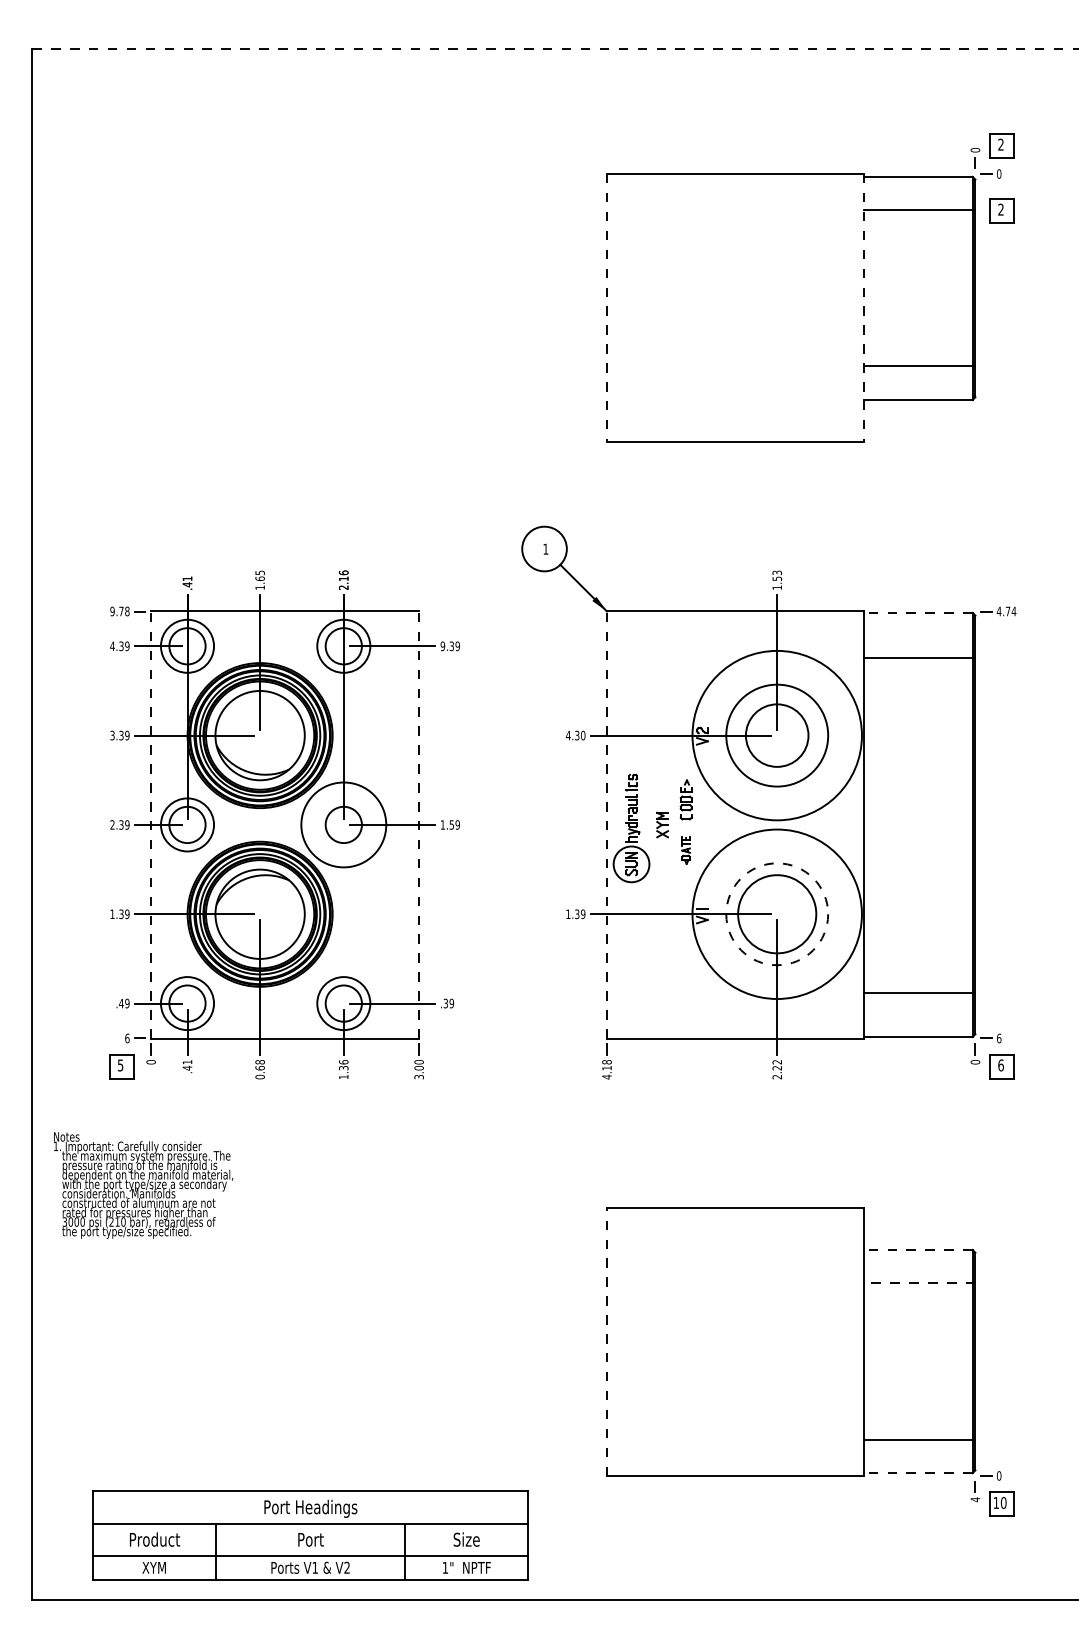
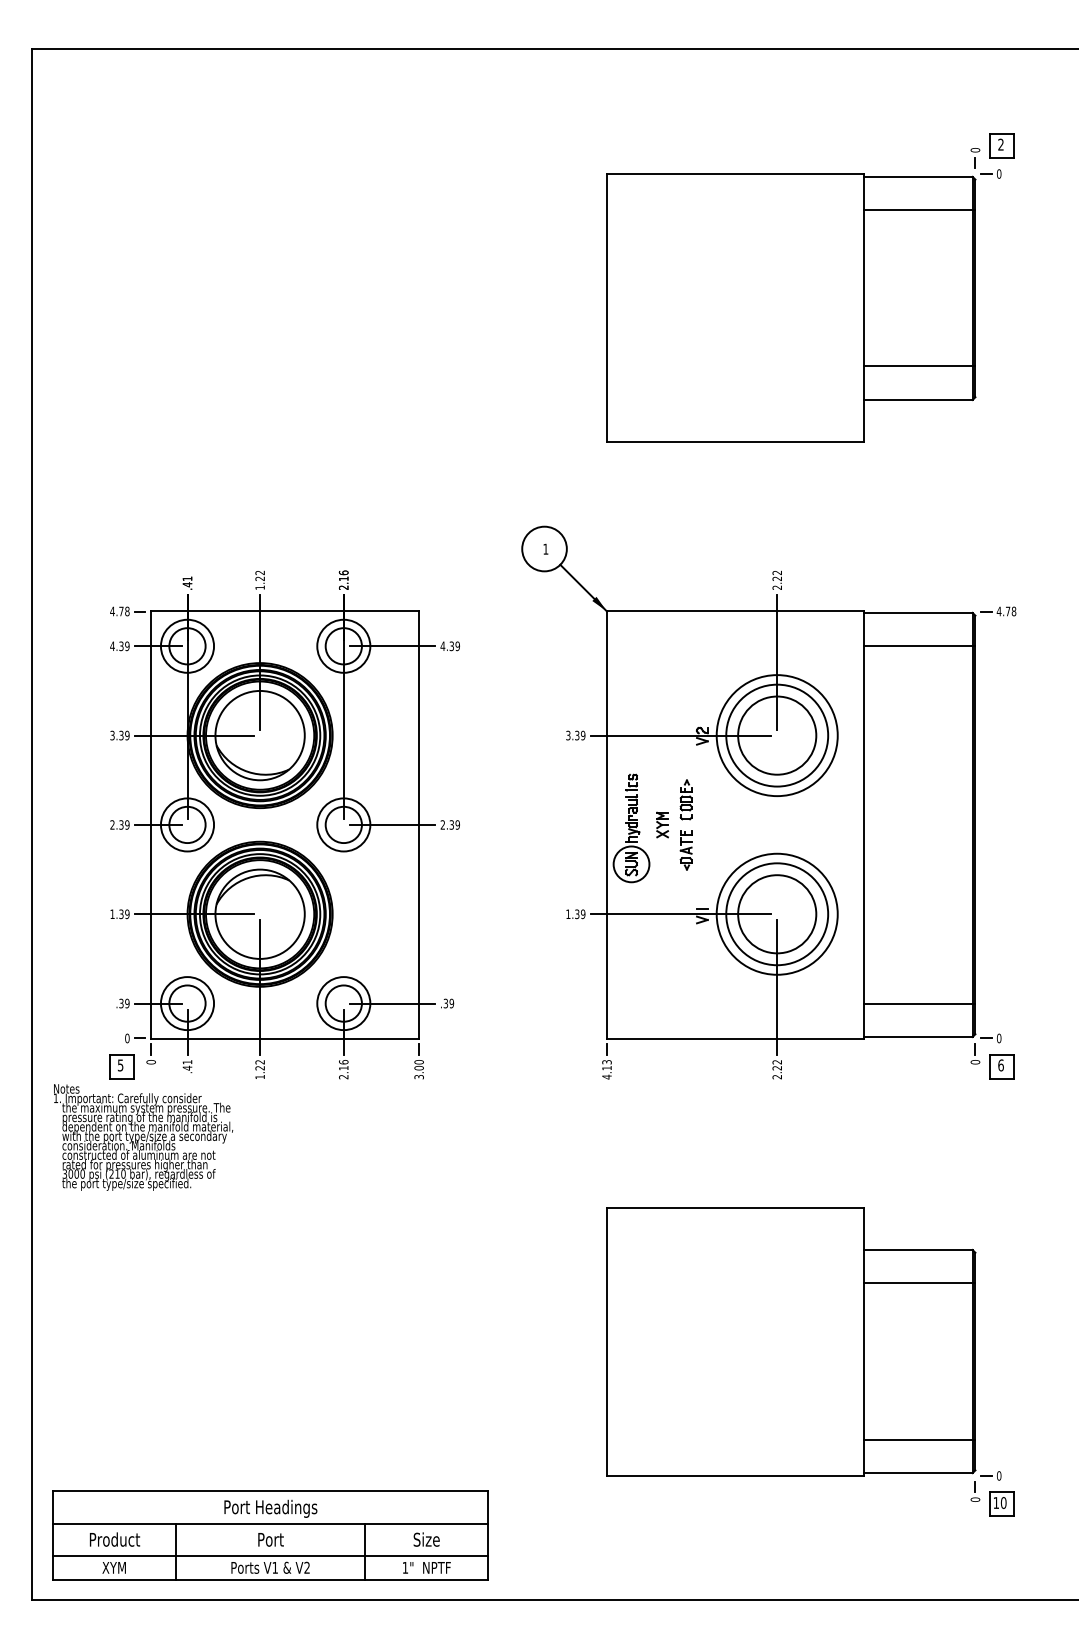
line: dashed -> solid (555, 49)
part: present -> none (1001, 210)
line: dashed -> solid (606, 307)
line: dashed -> solid (863, 307)
text: 1.65 -> 1.22 (259, 575)
text: 1.53 -> 2.22 (777, 579)
text: 9.78 -> 4.78 (112, 611)
text: 4.74 -> 4.78 (1013, 611)
line: dashed -> solid (917, 612)
text: 9.39 -> 4.39 (442, 646)
line position: (919, 658) -> (919, 646) (919, 646)
text: 4.30 -> 3.39 (575, 735)
circle diameter: 169 px -> 121 px (776, 735)
circle diameter: 63 px -> 78 px (777, 735)
circle diameter: 85 px -> 53 px (343, 824)
text: 1.59 -> 2.39 (446, 824)
line: dashed -> solid (151, 825)
line: dashed -> solid (419, 825)
line: dashed -> solid (606, 825)
part size: 10x29 px -> 14x41 px (685, 850)
circle diameter: 169 px -> 121 px (776, 913)
circle: dashed -> solid (777, 914)
line position: (919, 992) -> (919, 1003) (919, 1003)
text: .49 -> .39 (121, 1003)
text: 6 -> 0 (127, 1037)
text: 6 -> 0 (999, 1037)
text: 4.18 -> 4.13 (606, 1062)
text: 0.68 -> 1.22 (259, 1069)
text: 1.36 -> 2.16 (343, 1072)
text position: (143, 1185) -> (143, 1137) (143, 1137)
line: dashed -> solid (917, 1250)
line: dashed -> solid (919, 1283)
line: dashed -> solid (606, 1342)
line: dashed -> solid (917, 1473)
text: 4 -> 0 (975, 1499)
part position: (310, 1535) -> (270, 1535) (270, 1535)
